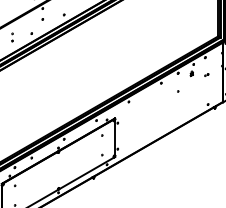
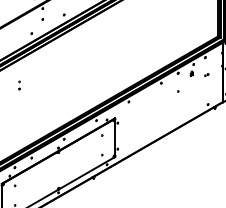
part position: (12, 37) -> (19, 85) (19, 85)
